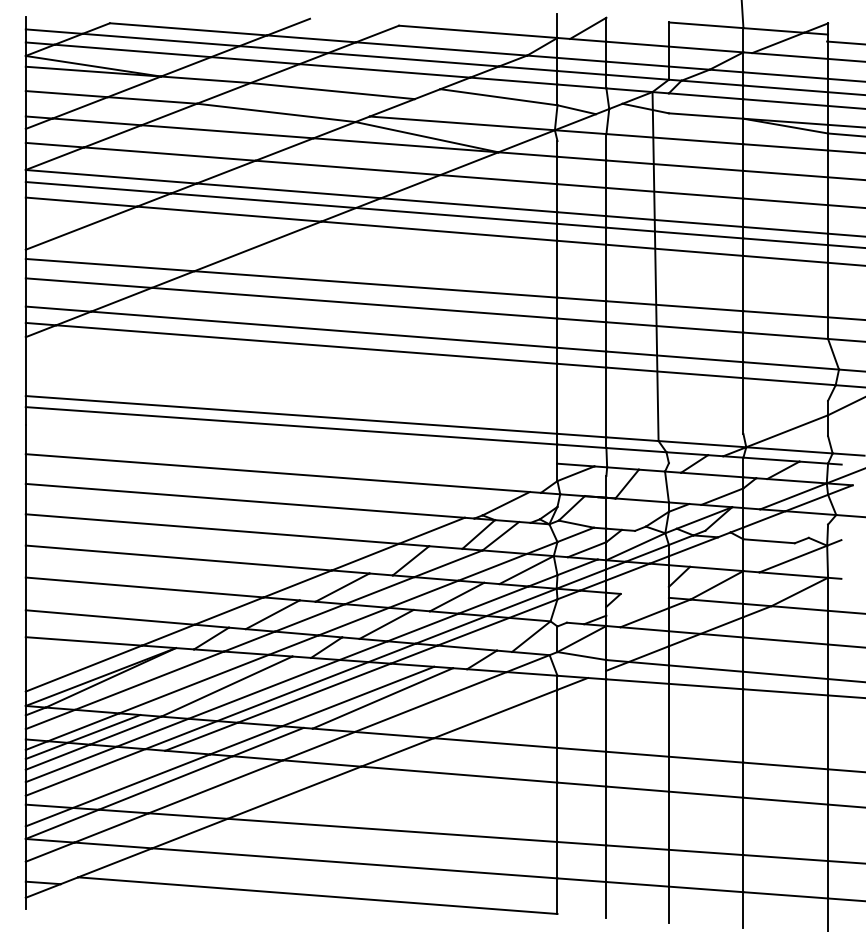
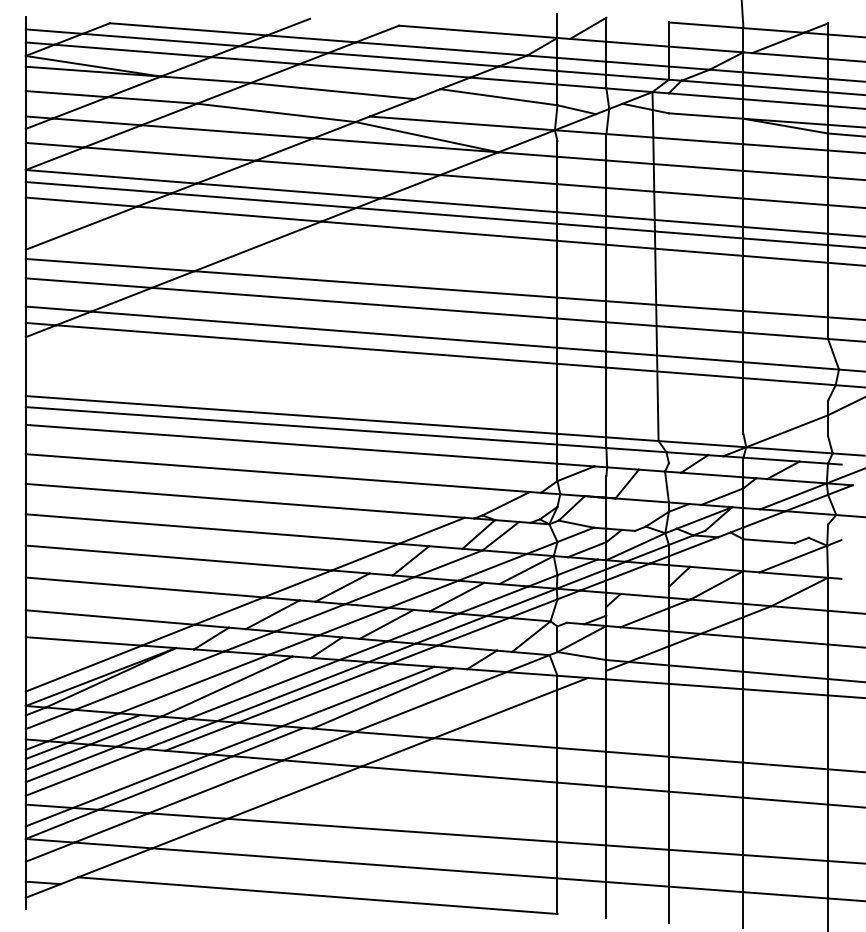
line position: (844, 42) -> (845, 35) (845, 35)
line: none -> present (291, 443)
line: none -> present (644, 595)
